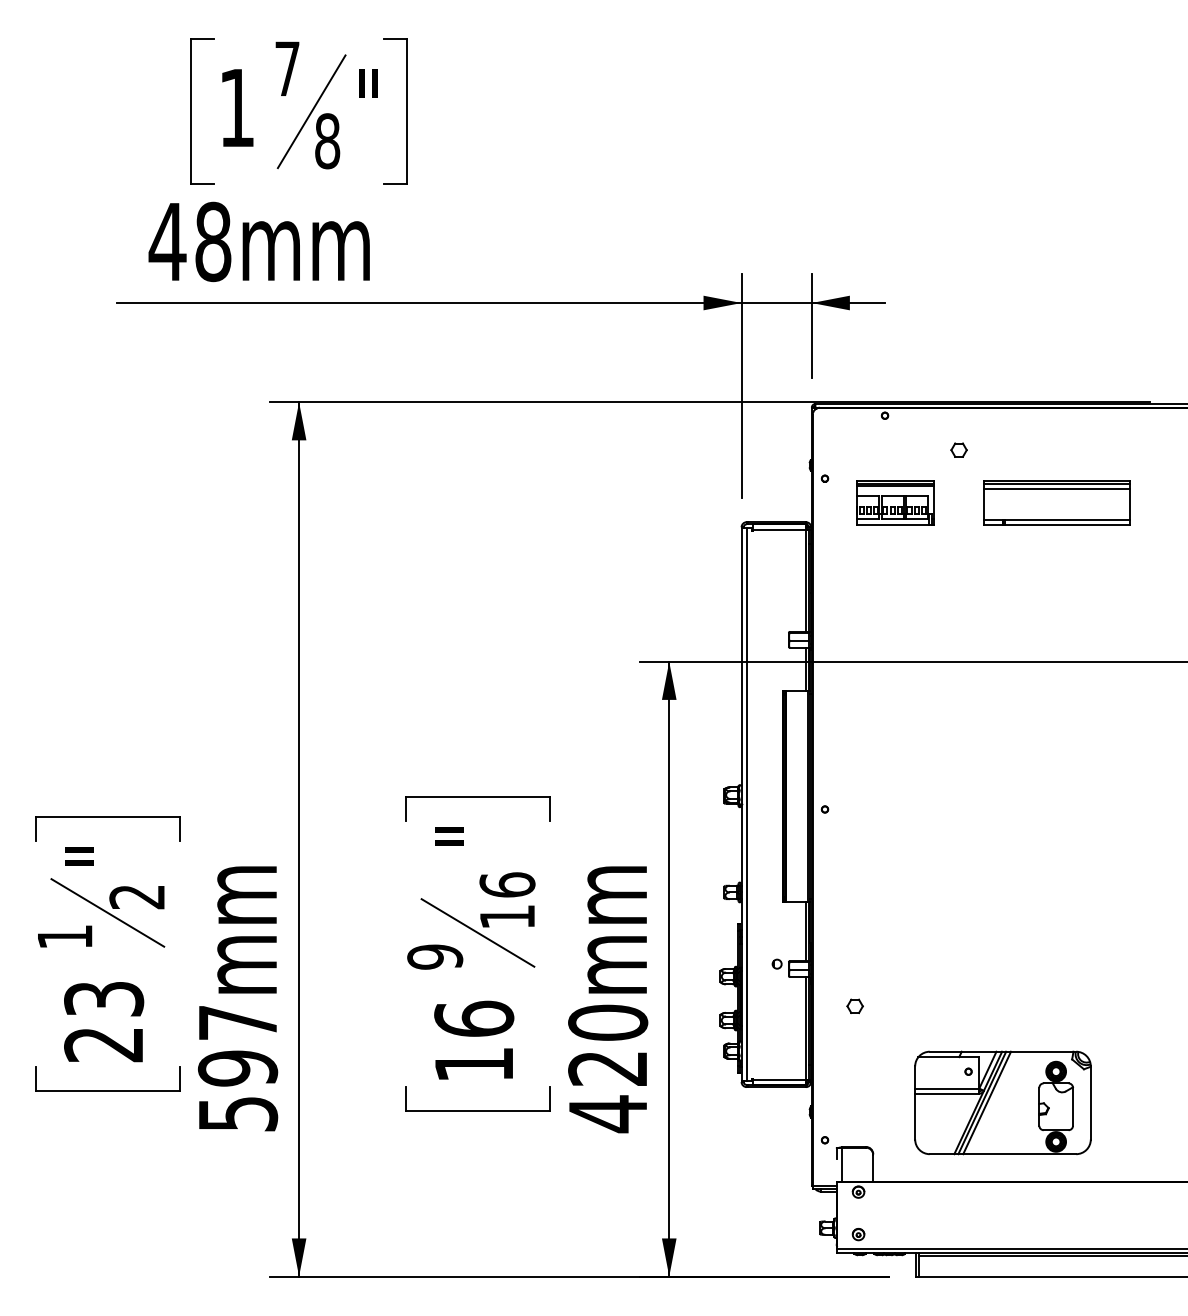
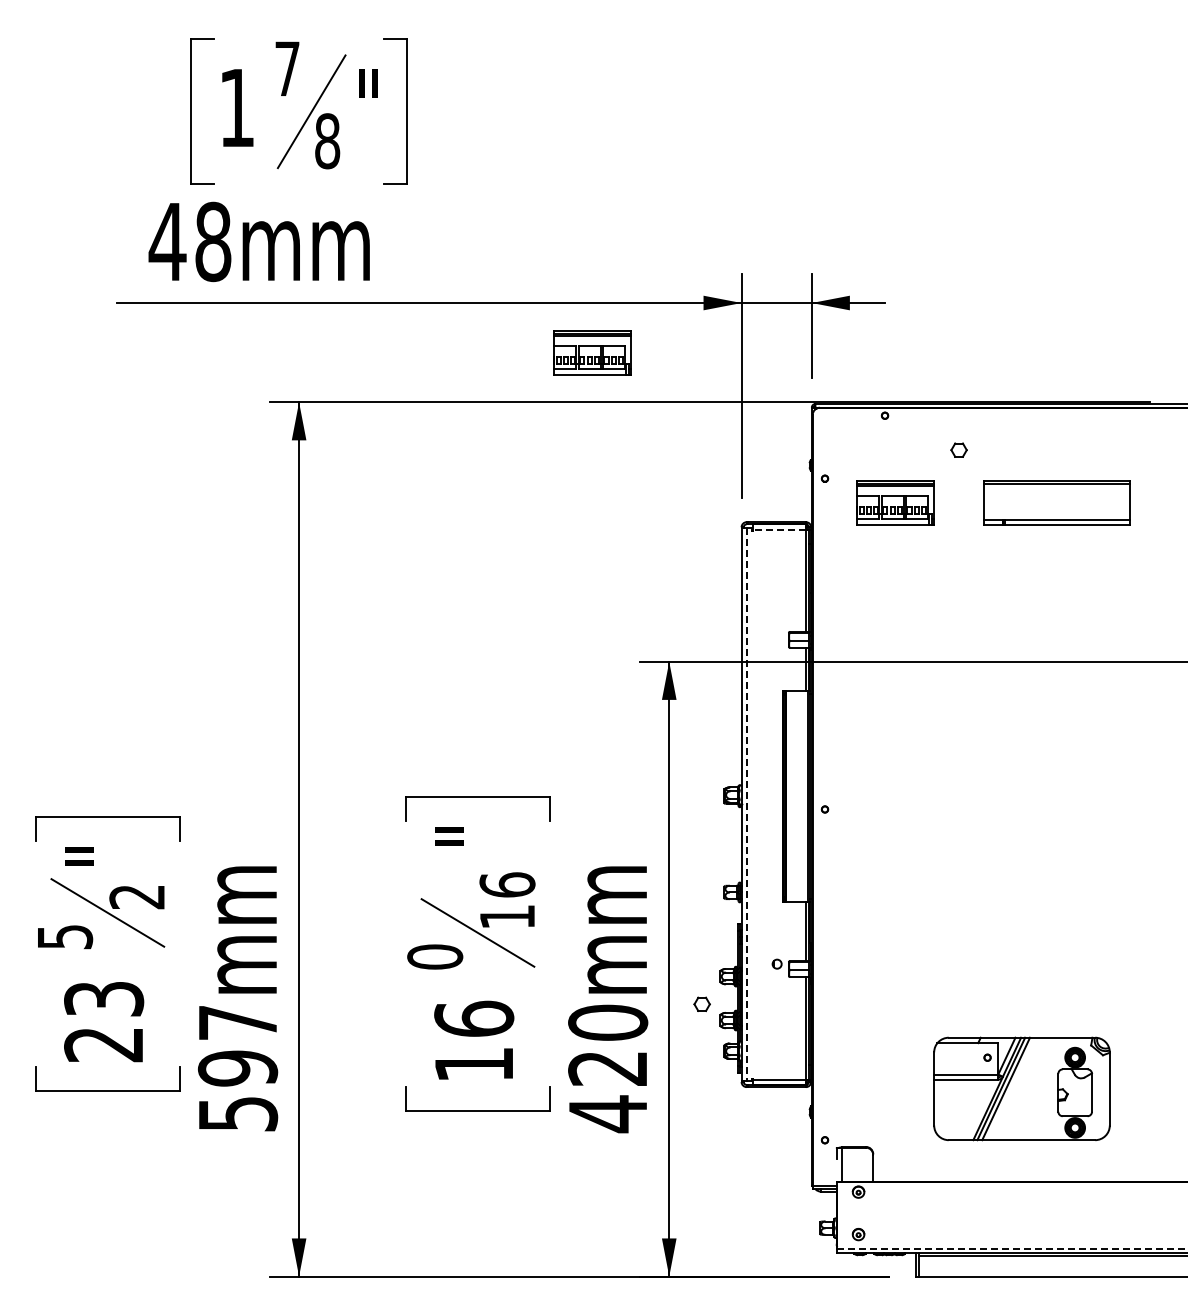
part: none -> present (592, 352)
line: present -> none (1056, 488)
line: solid -> dashed (779, 529)
line: solid -> dashed (746, 805)
text: 1 -> 5 (65, 937)
text: 9 -> 0 (435, 956)
part position: (854, 1005) -> (701, 1003) (701, 1003)
part position: (1002, 1102) -> (1021, 1088) (1021, 1088)
line: solid -> dashed (1012, 1248)
